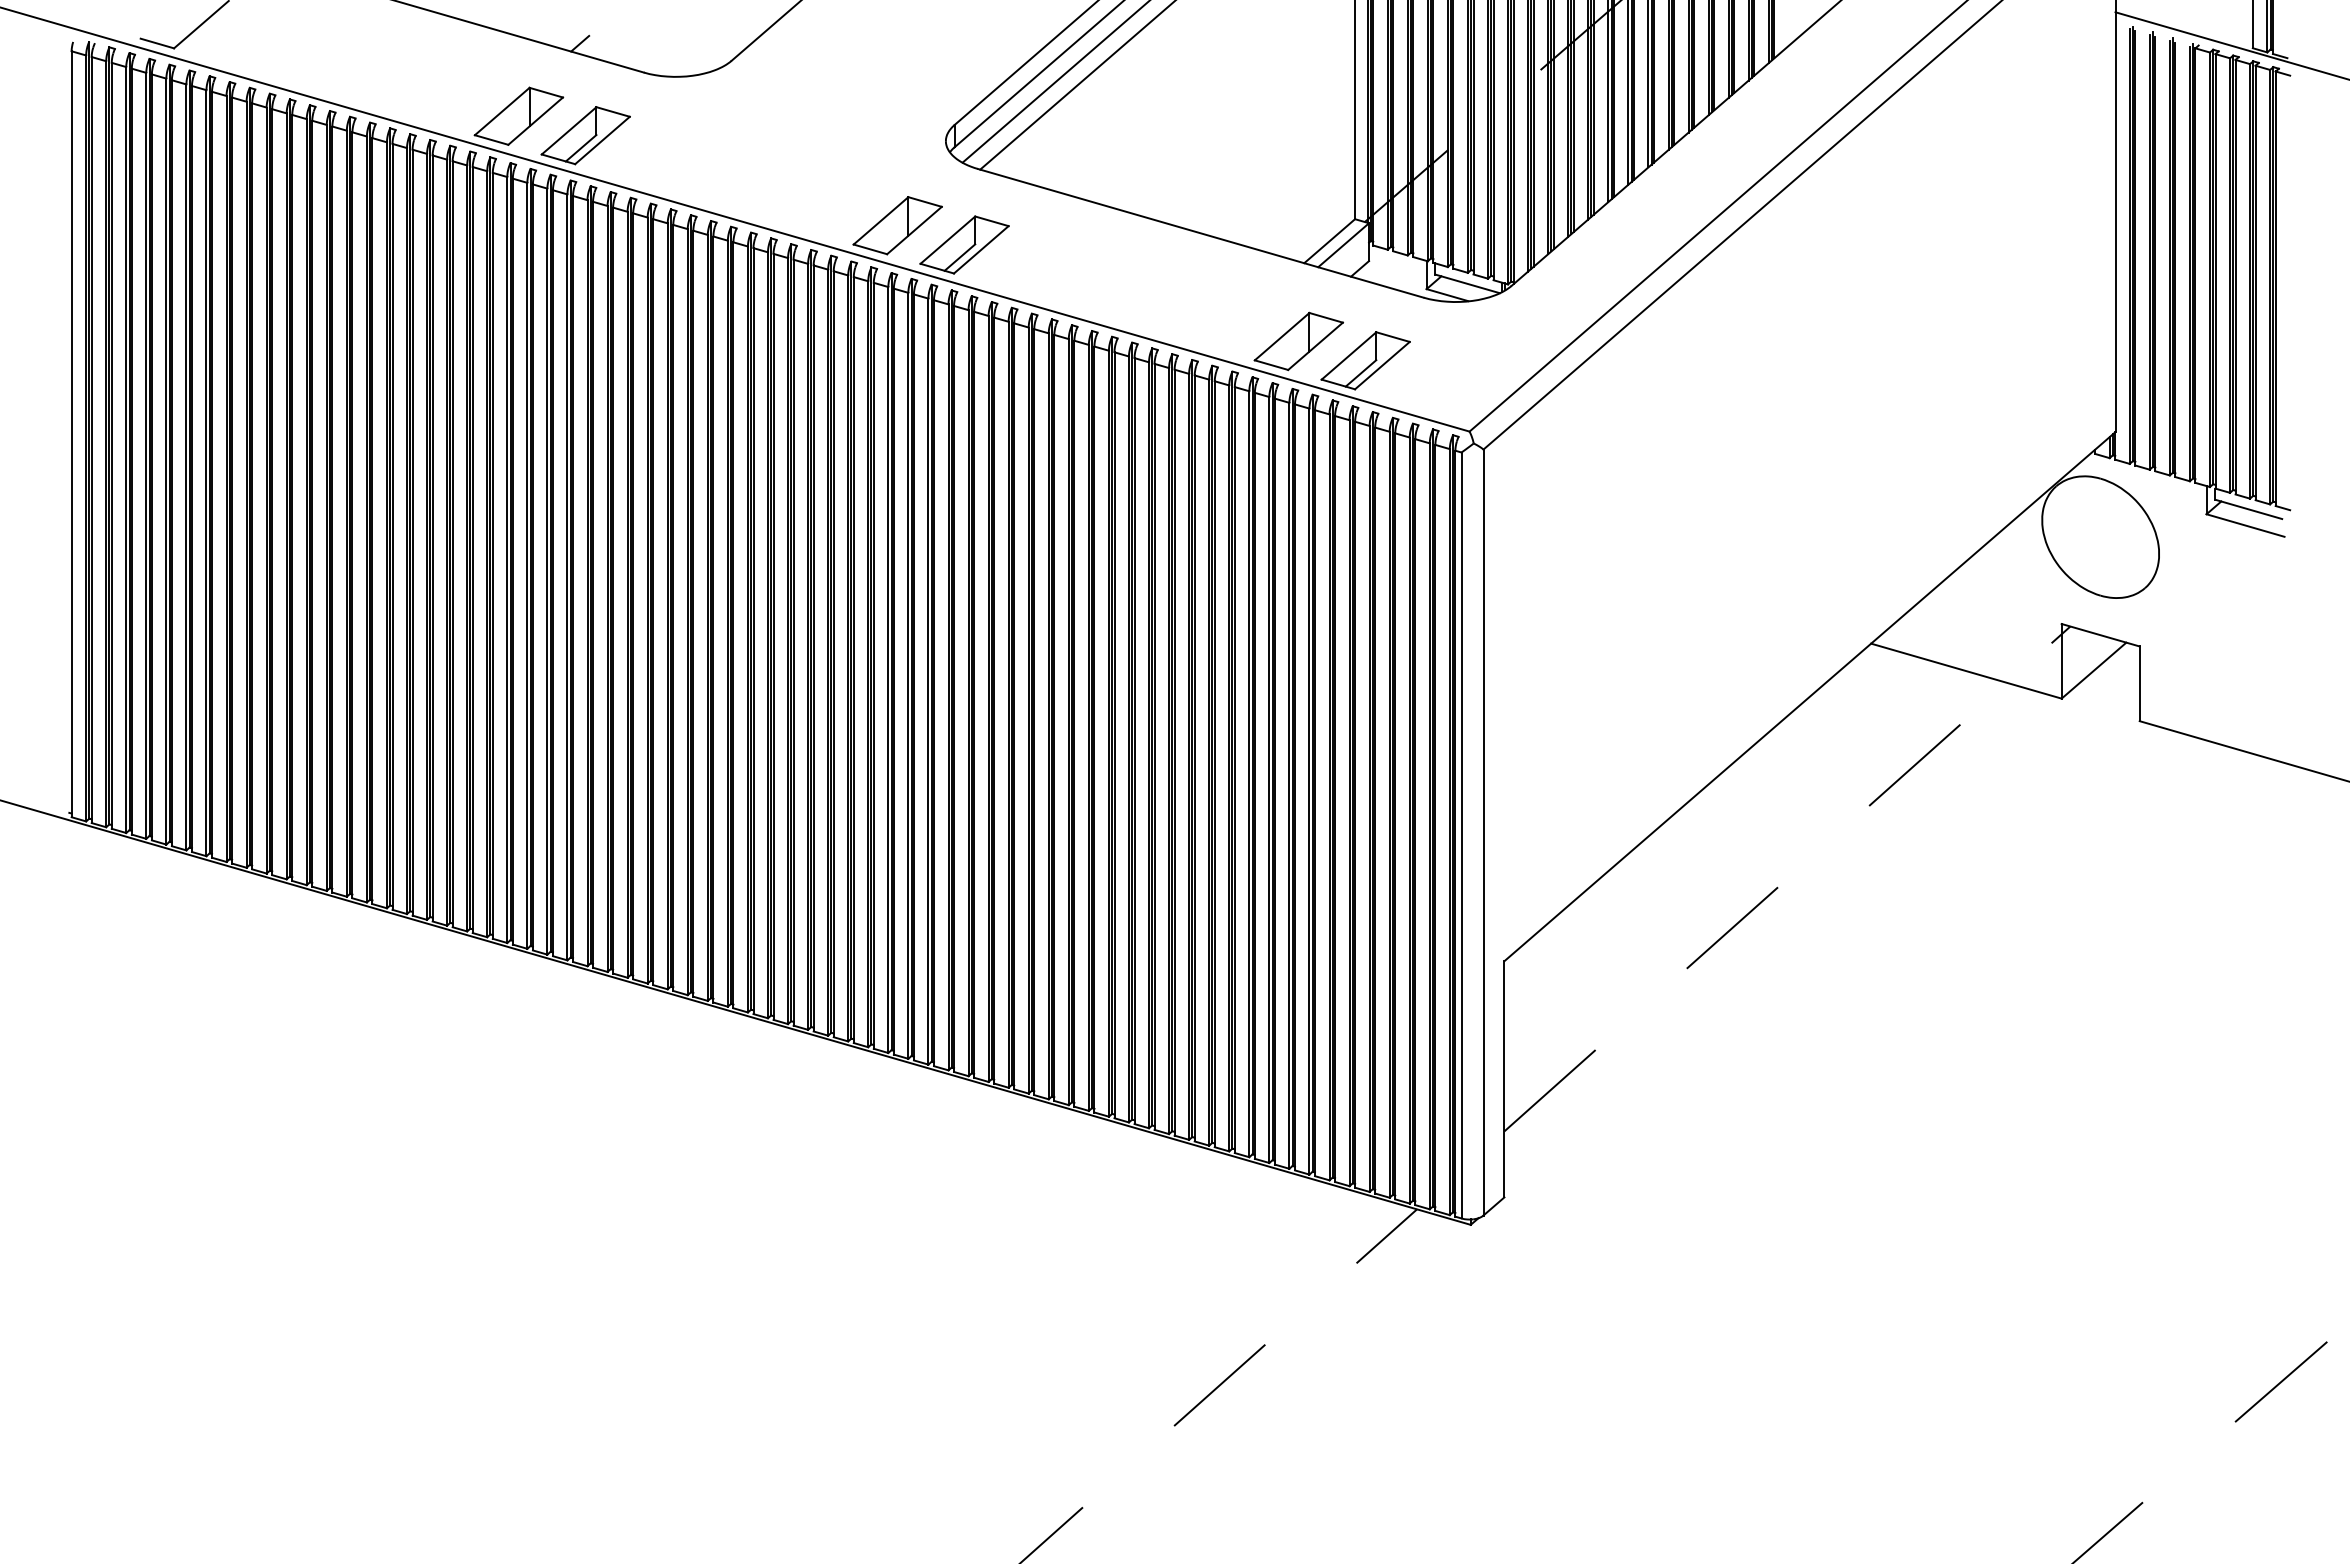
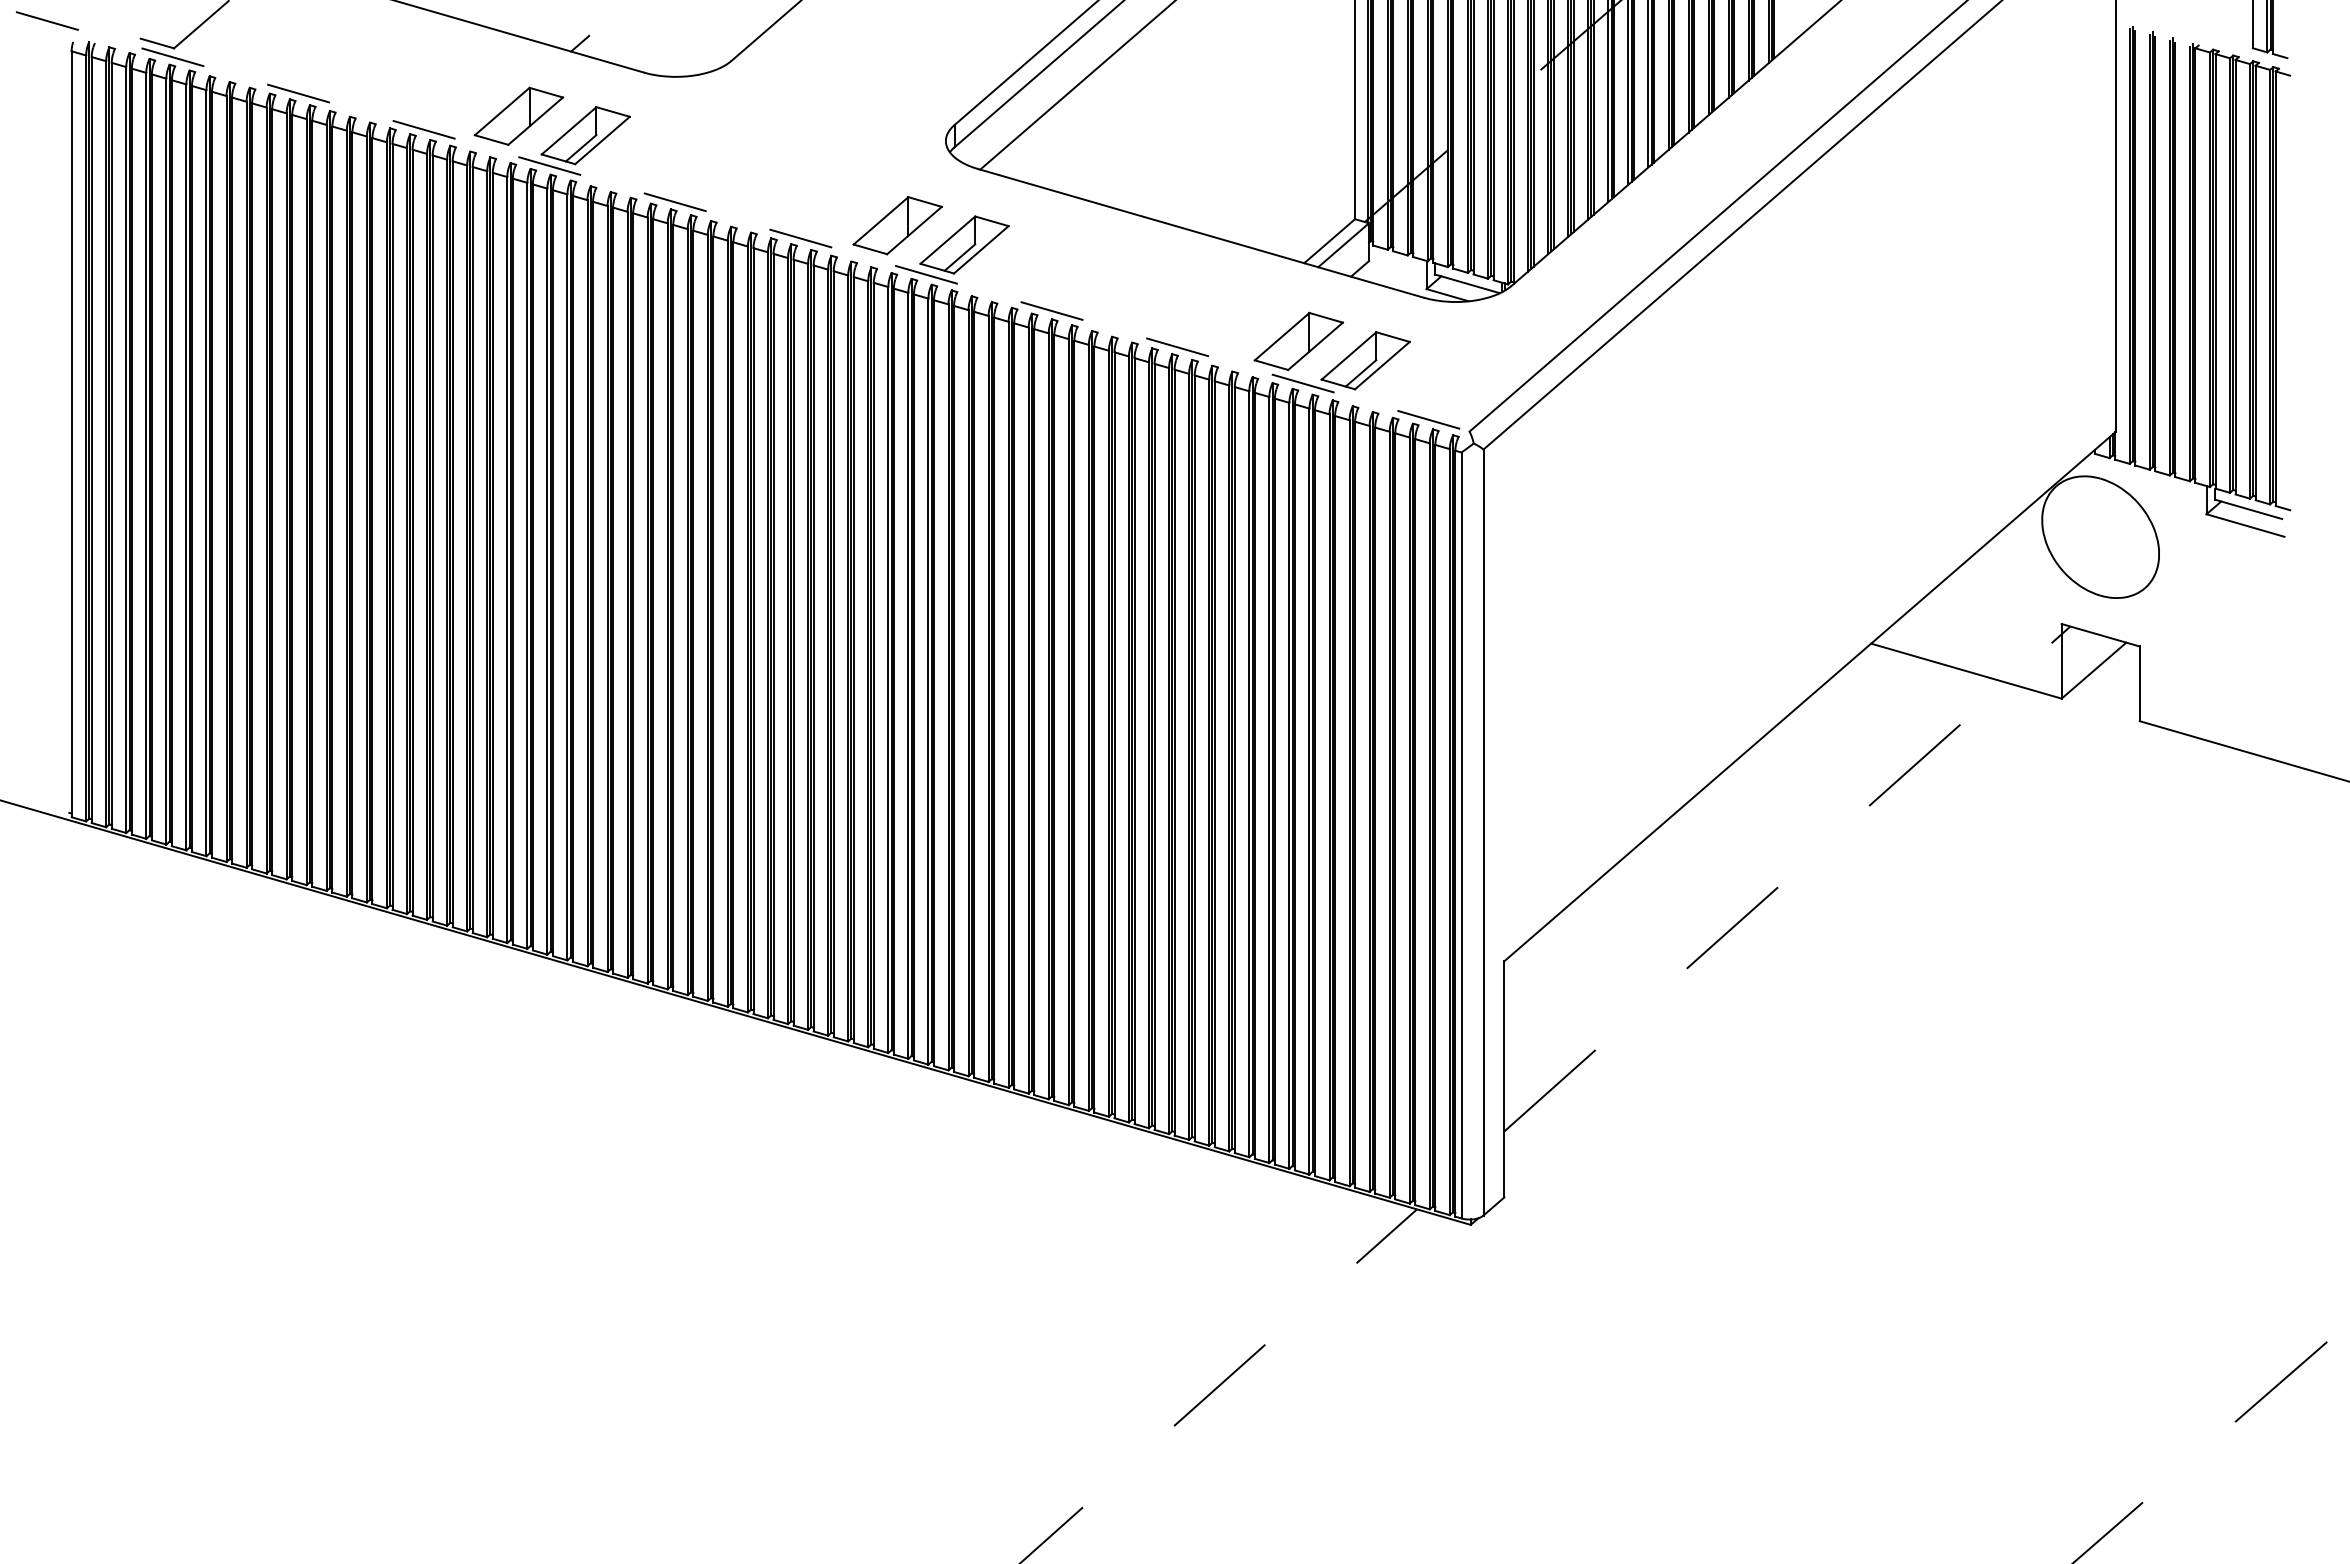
line: present -> none (2230, 45)
line: present -> none (1055, 82)
line: solid -> dashed (734, 219)
